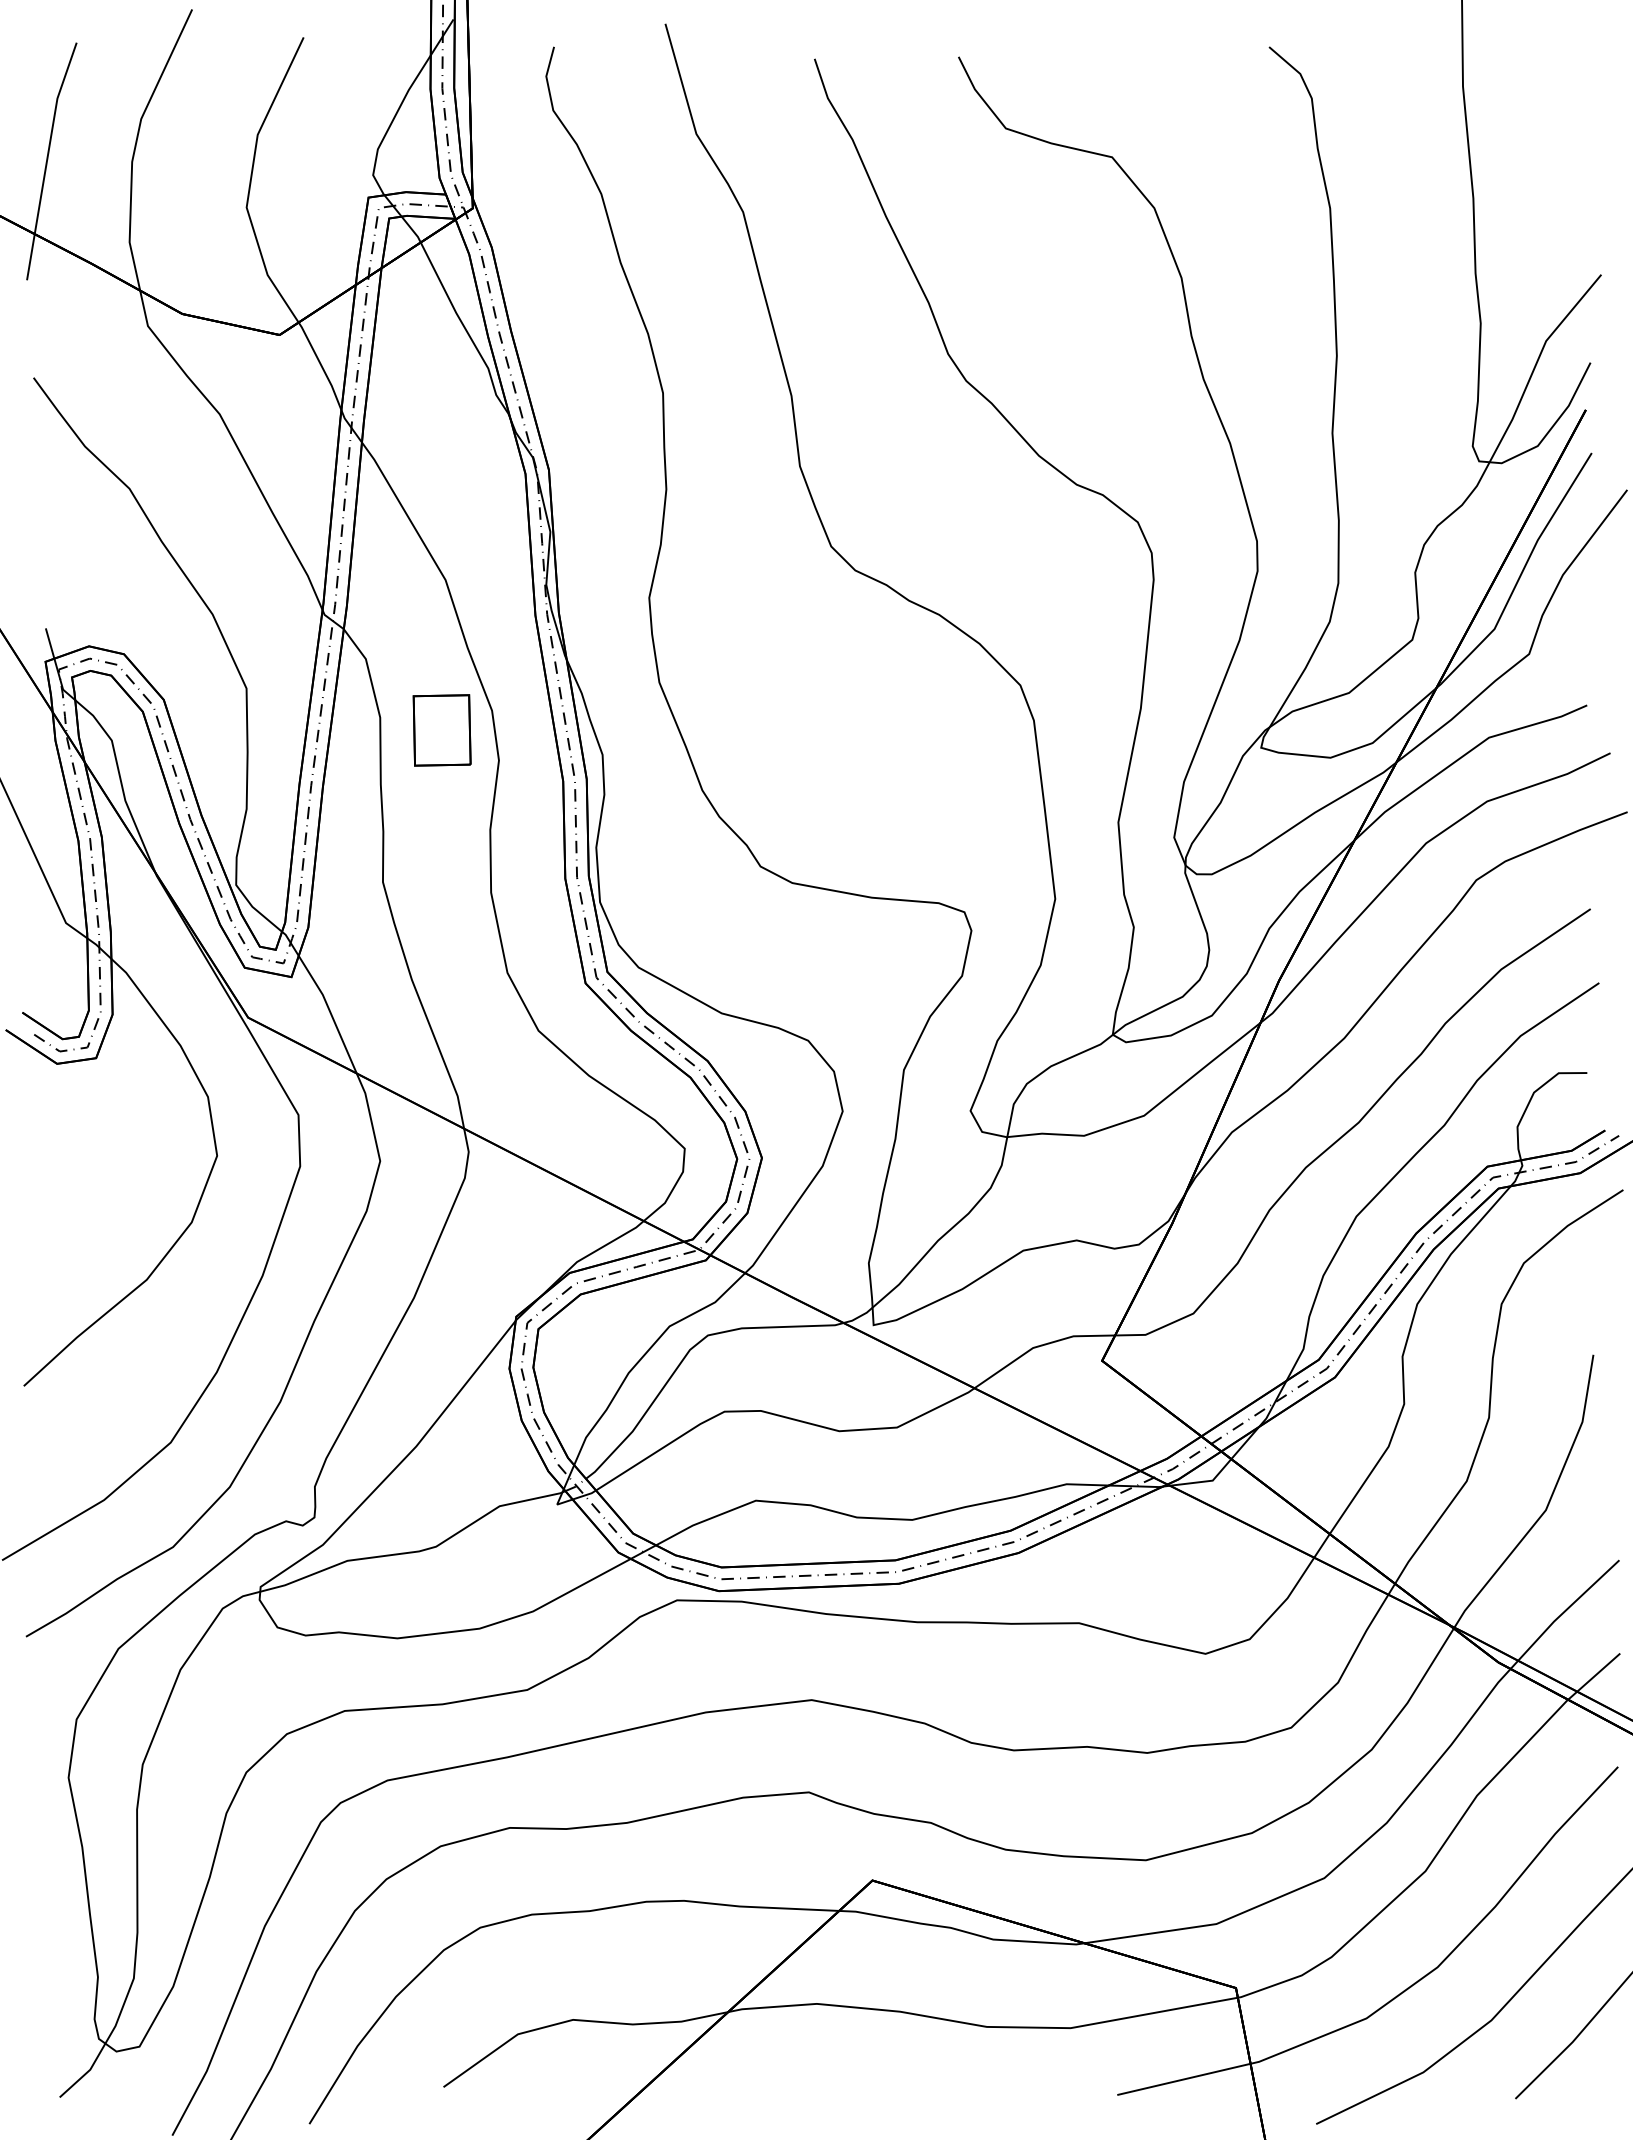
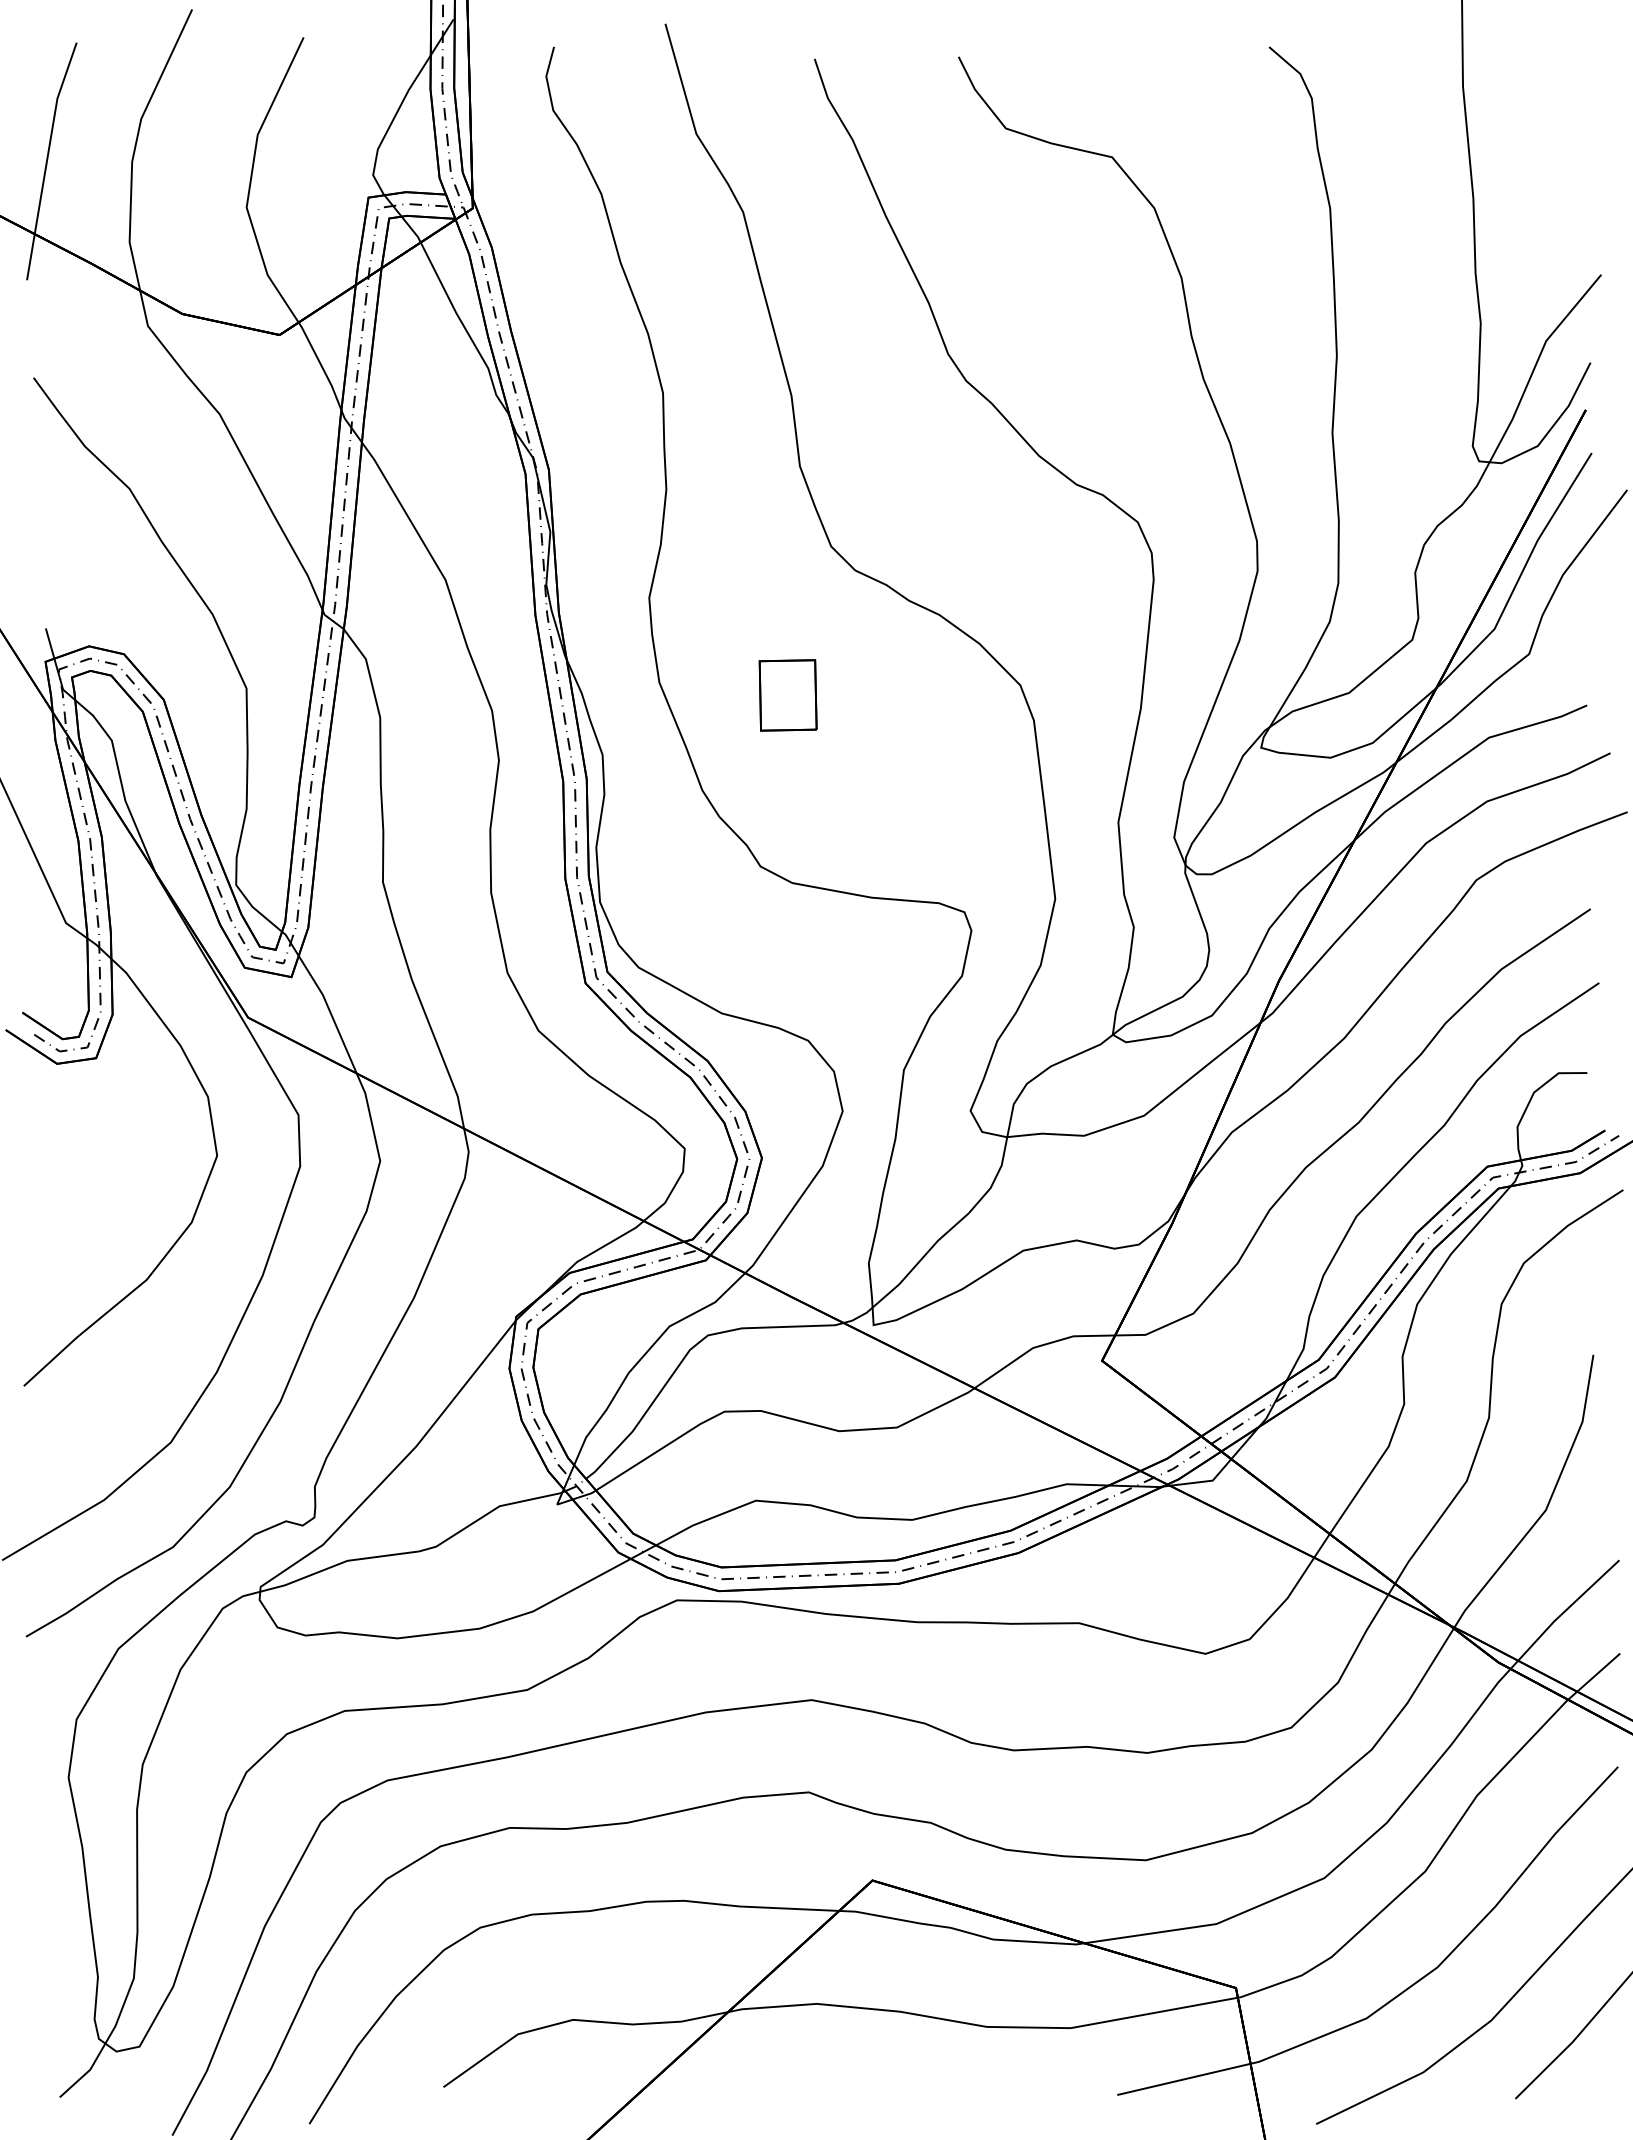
part position: (441, 730) -> (787, 695) (787, 695)
